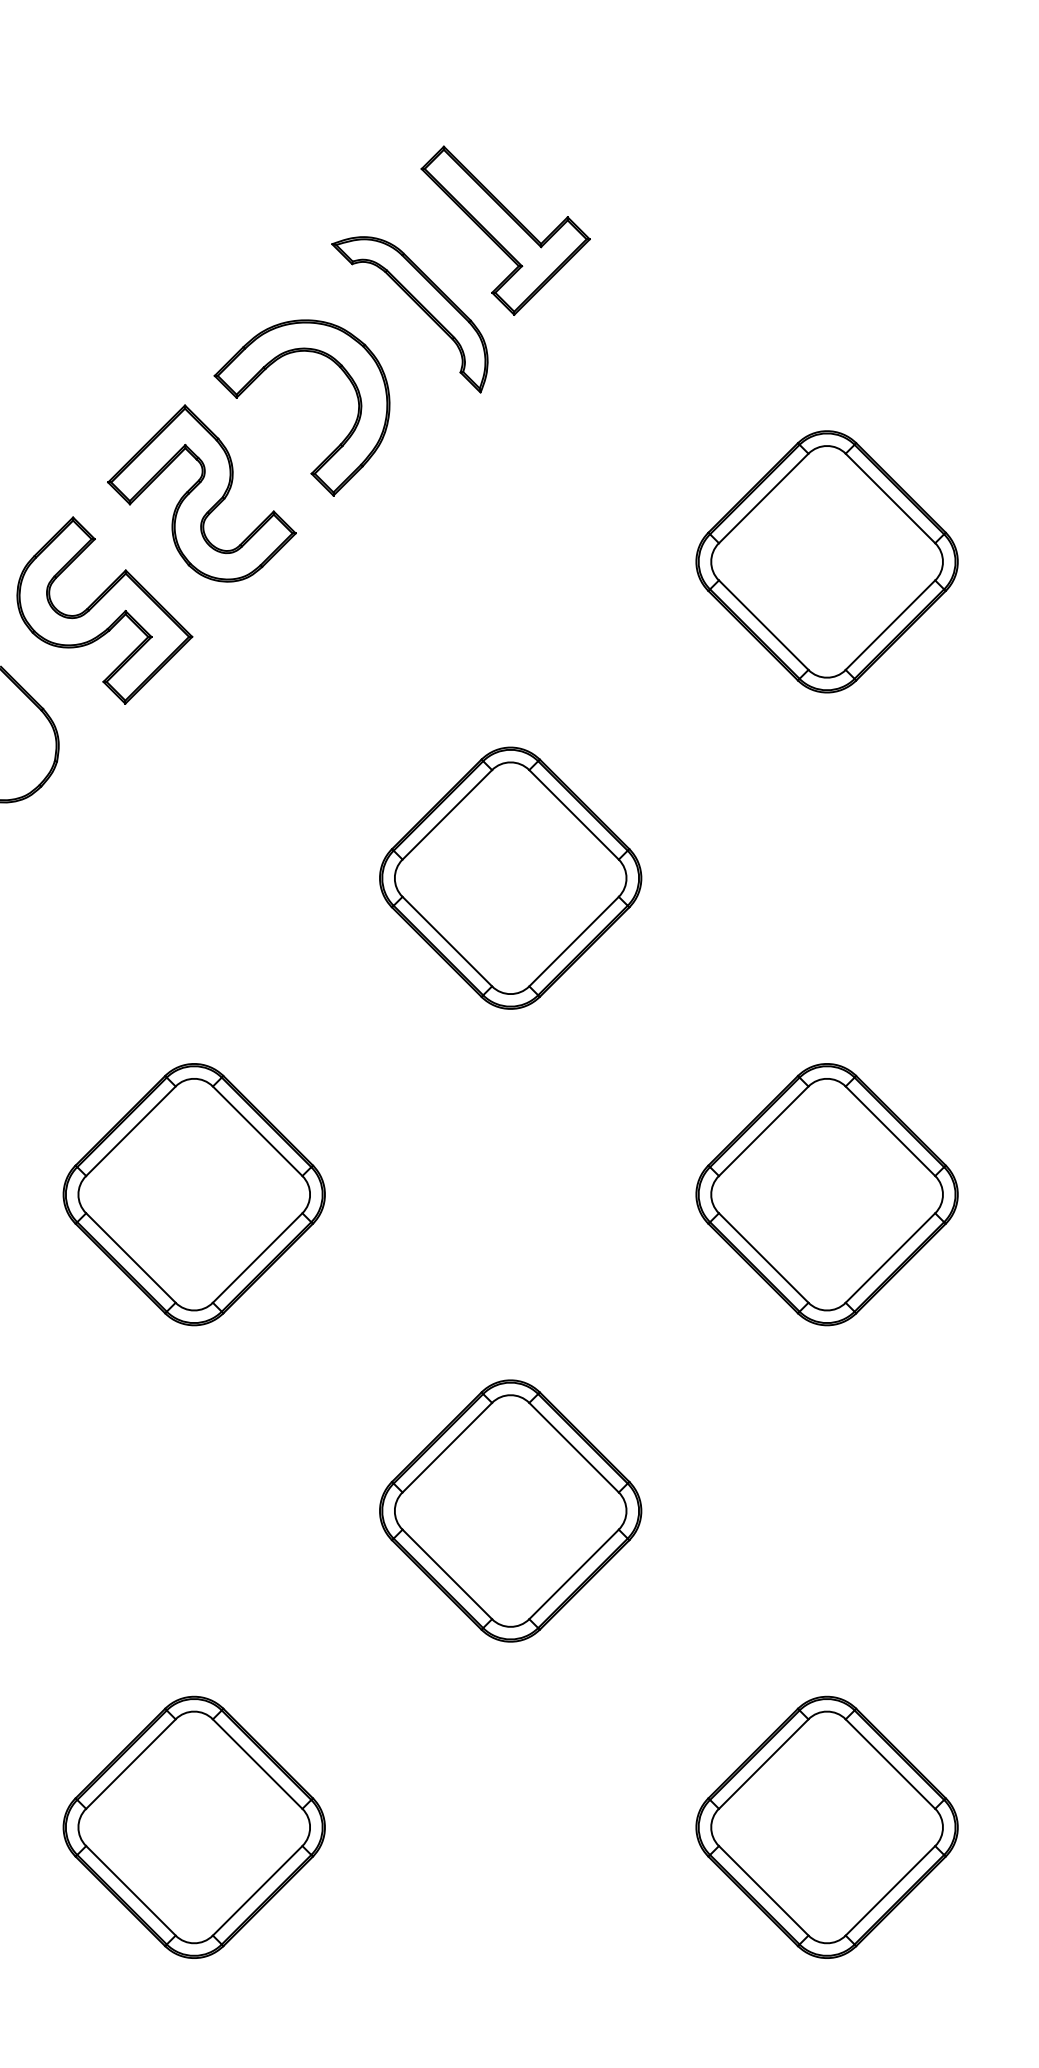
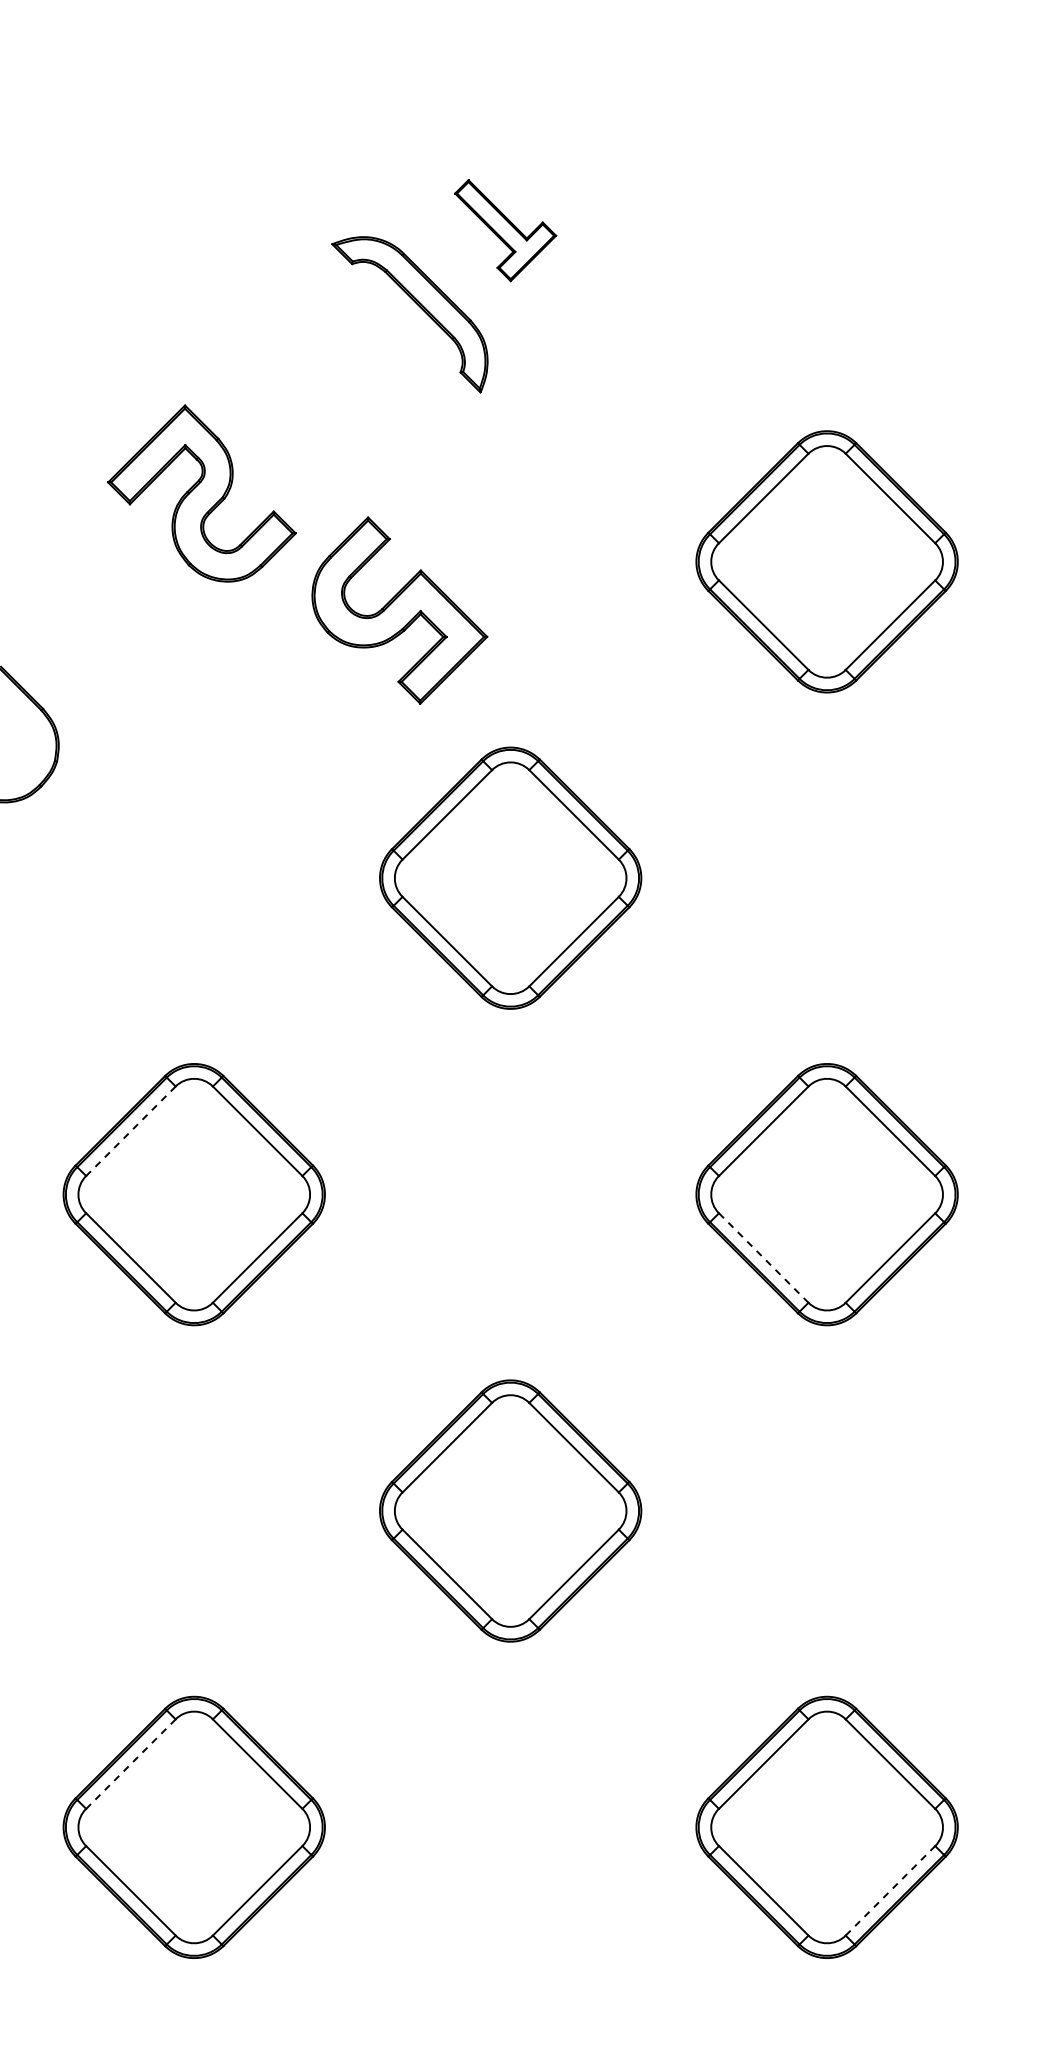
part size: 171x171 px -> 104x104 px (505, 230)
part: present -> none (265, 370)
part position: (104, 610) -> (399, 610) (399, 610)
line: solid -> dashed (130, 1131)
line: solid -> dashed (764, 1258)
line: solid -> dashed (130, 1764)
line: solid -> dashed (890, 1890)
